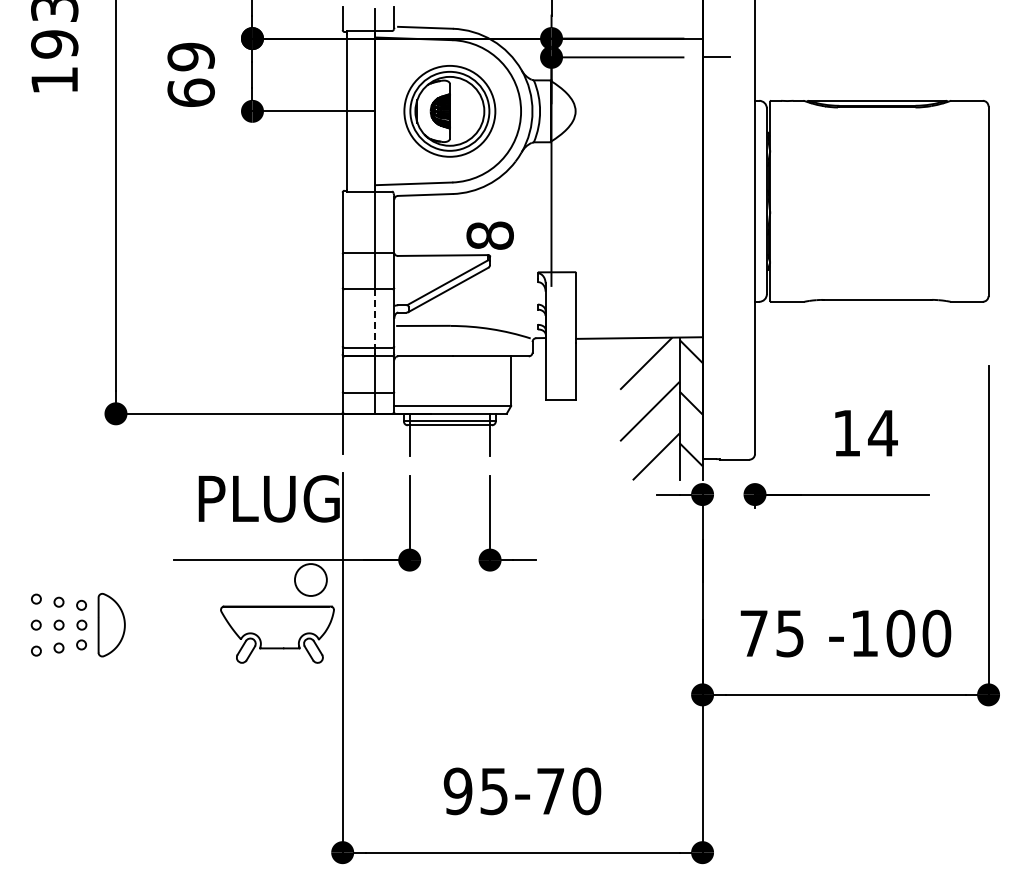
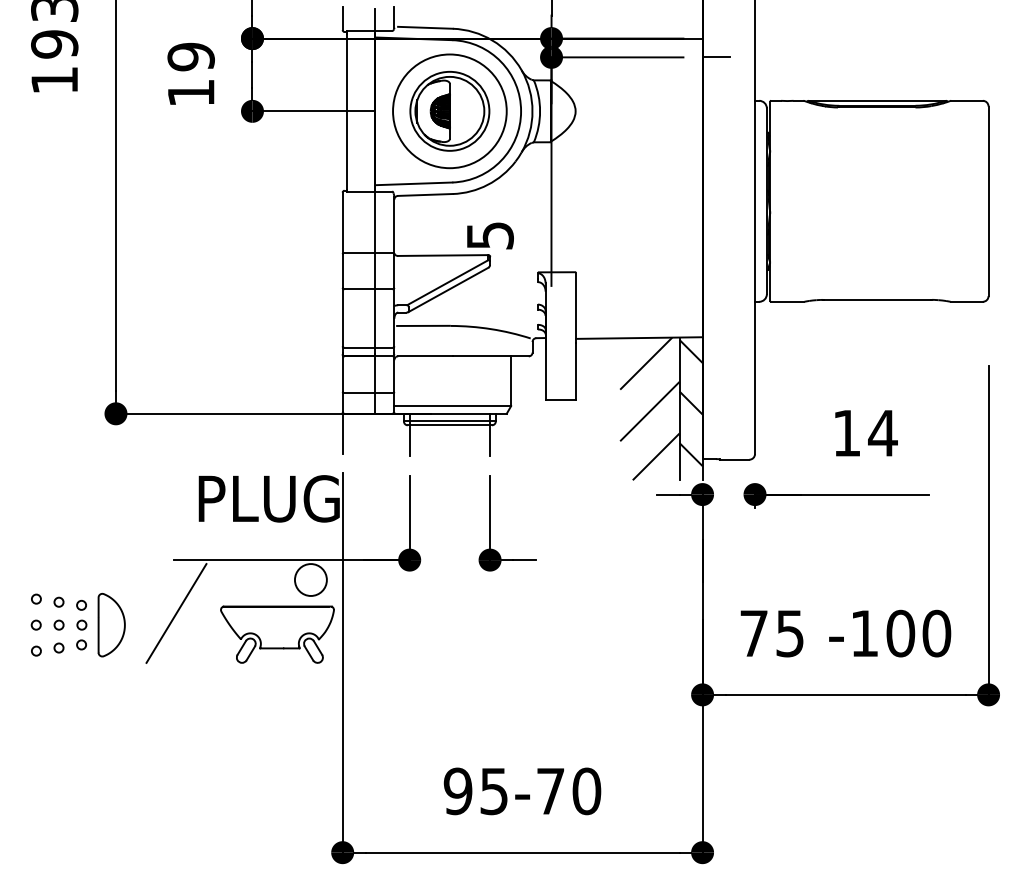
text: 69 -> 19 (190, 92)
circle diameter: 91 px -> 114 px (449, 111)
text: 8 -> 5 (489, 235)
line: dashed -> solid (375, 319)
line: none -> present (176, 613)
